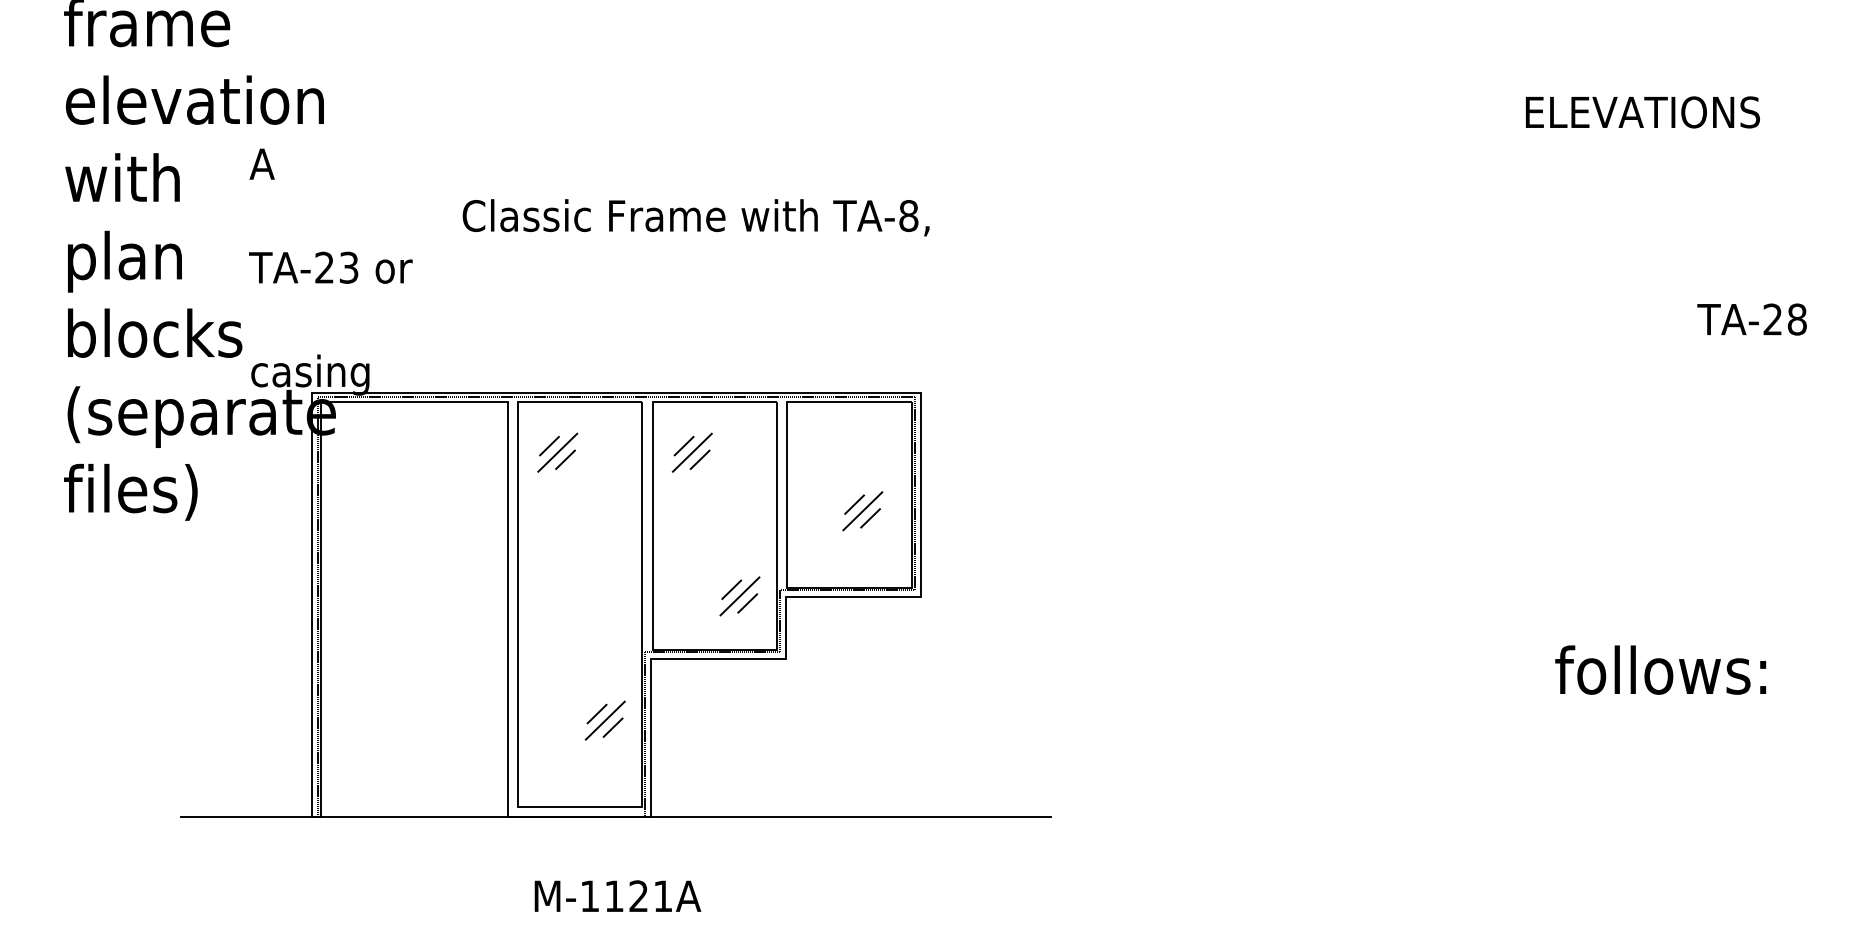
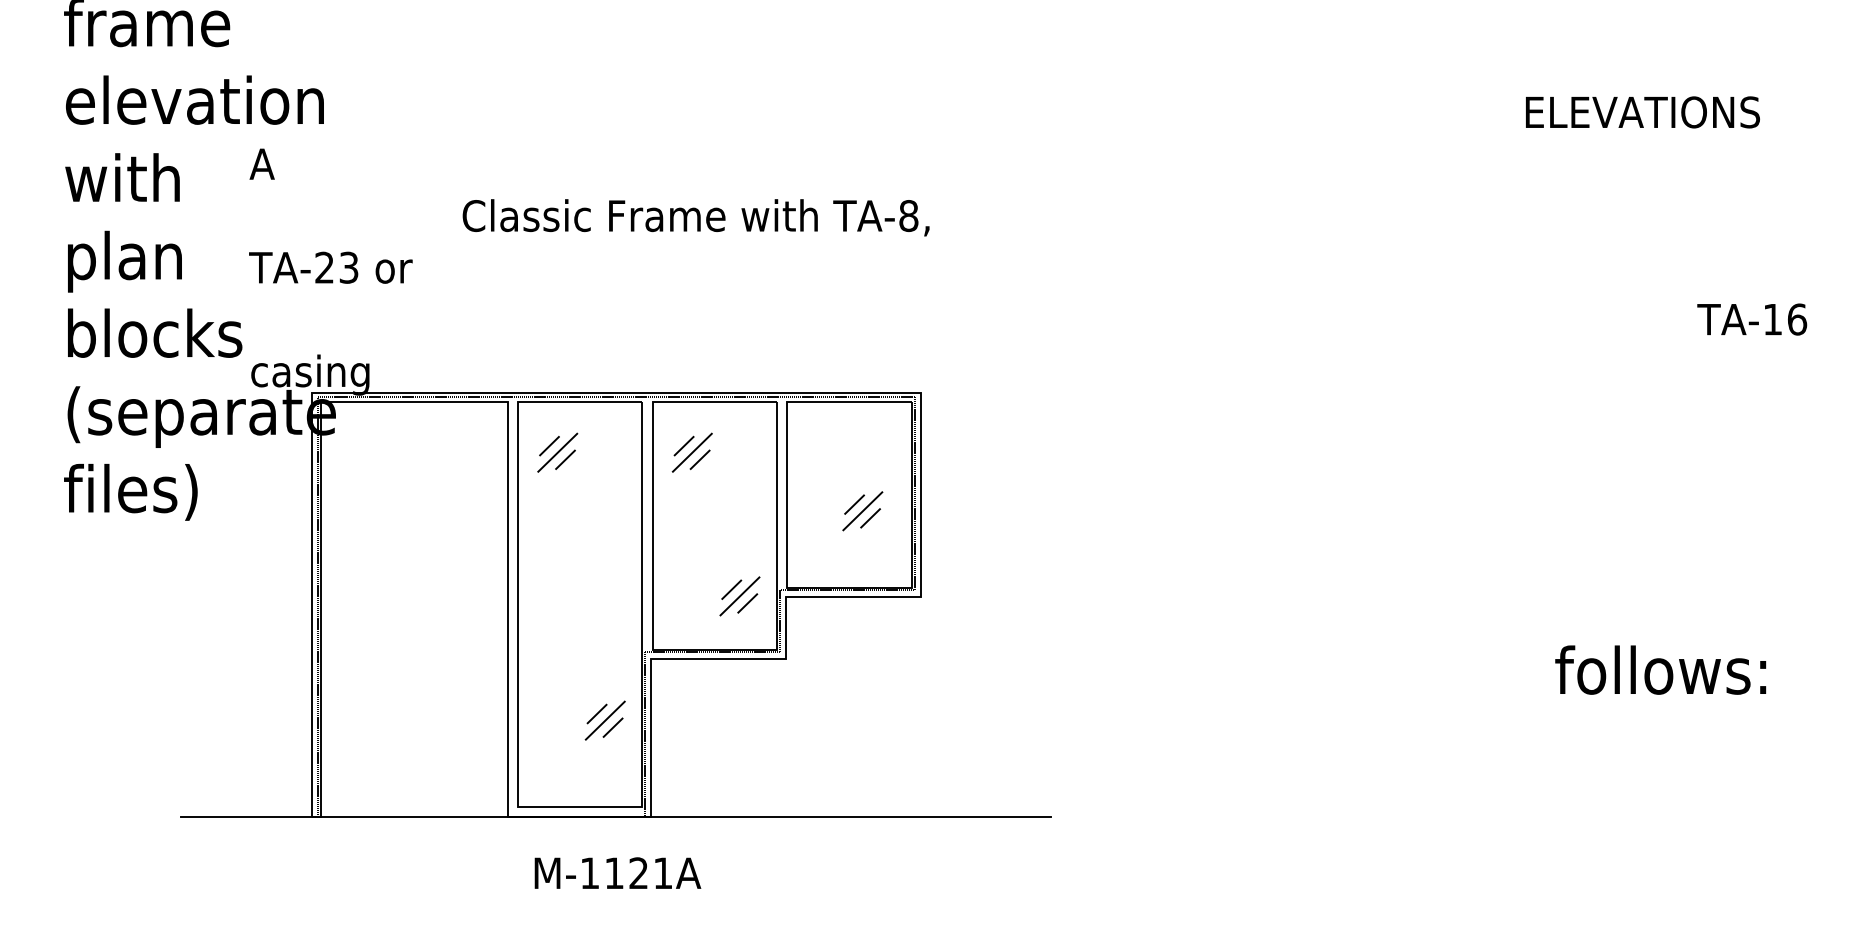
text: TA-28 -> TA-16 (1785, 319)
text position: (617, 895) -> (617, 872) (617, 872)
